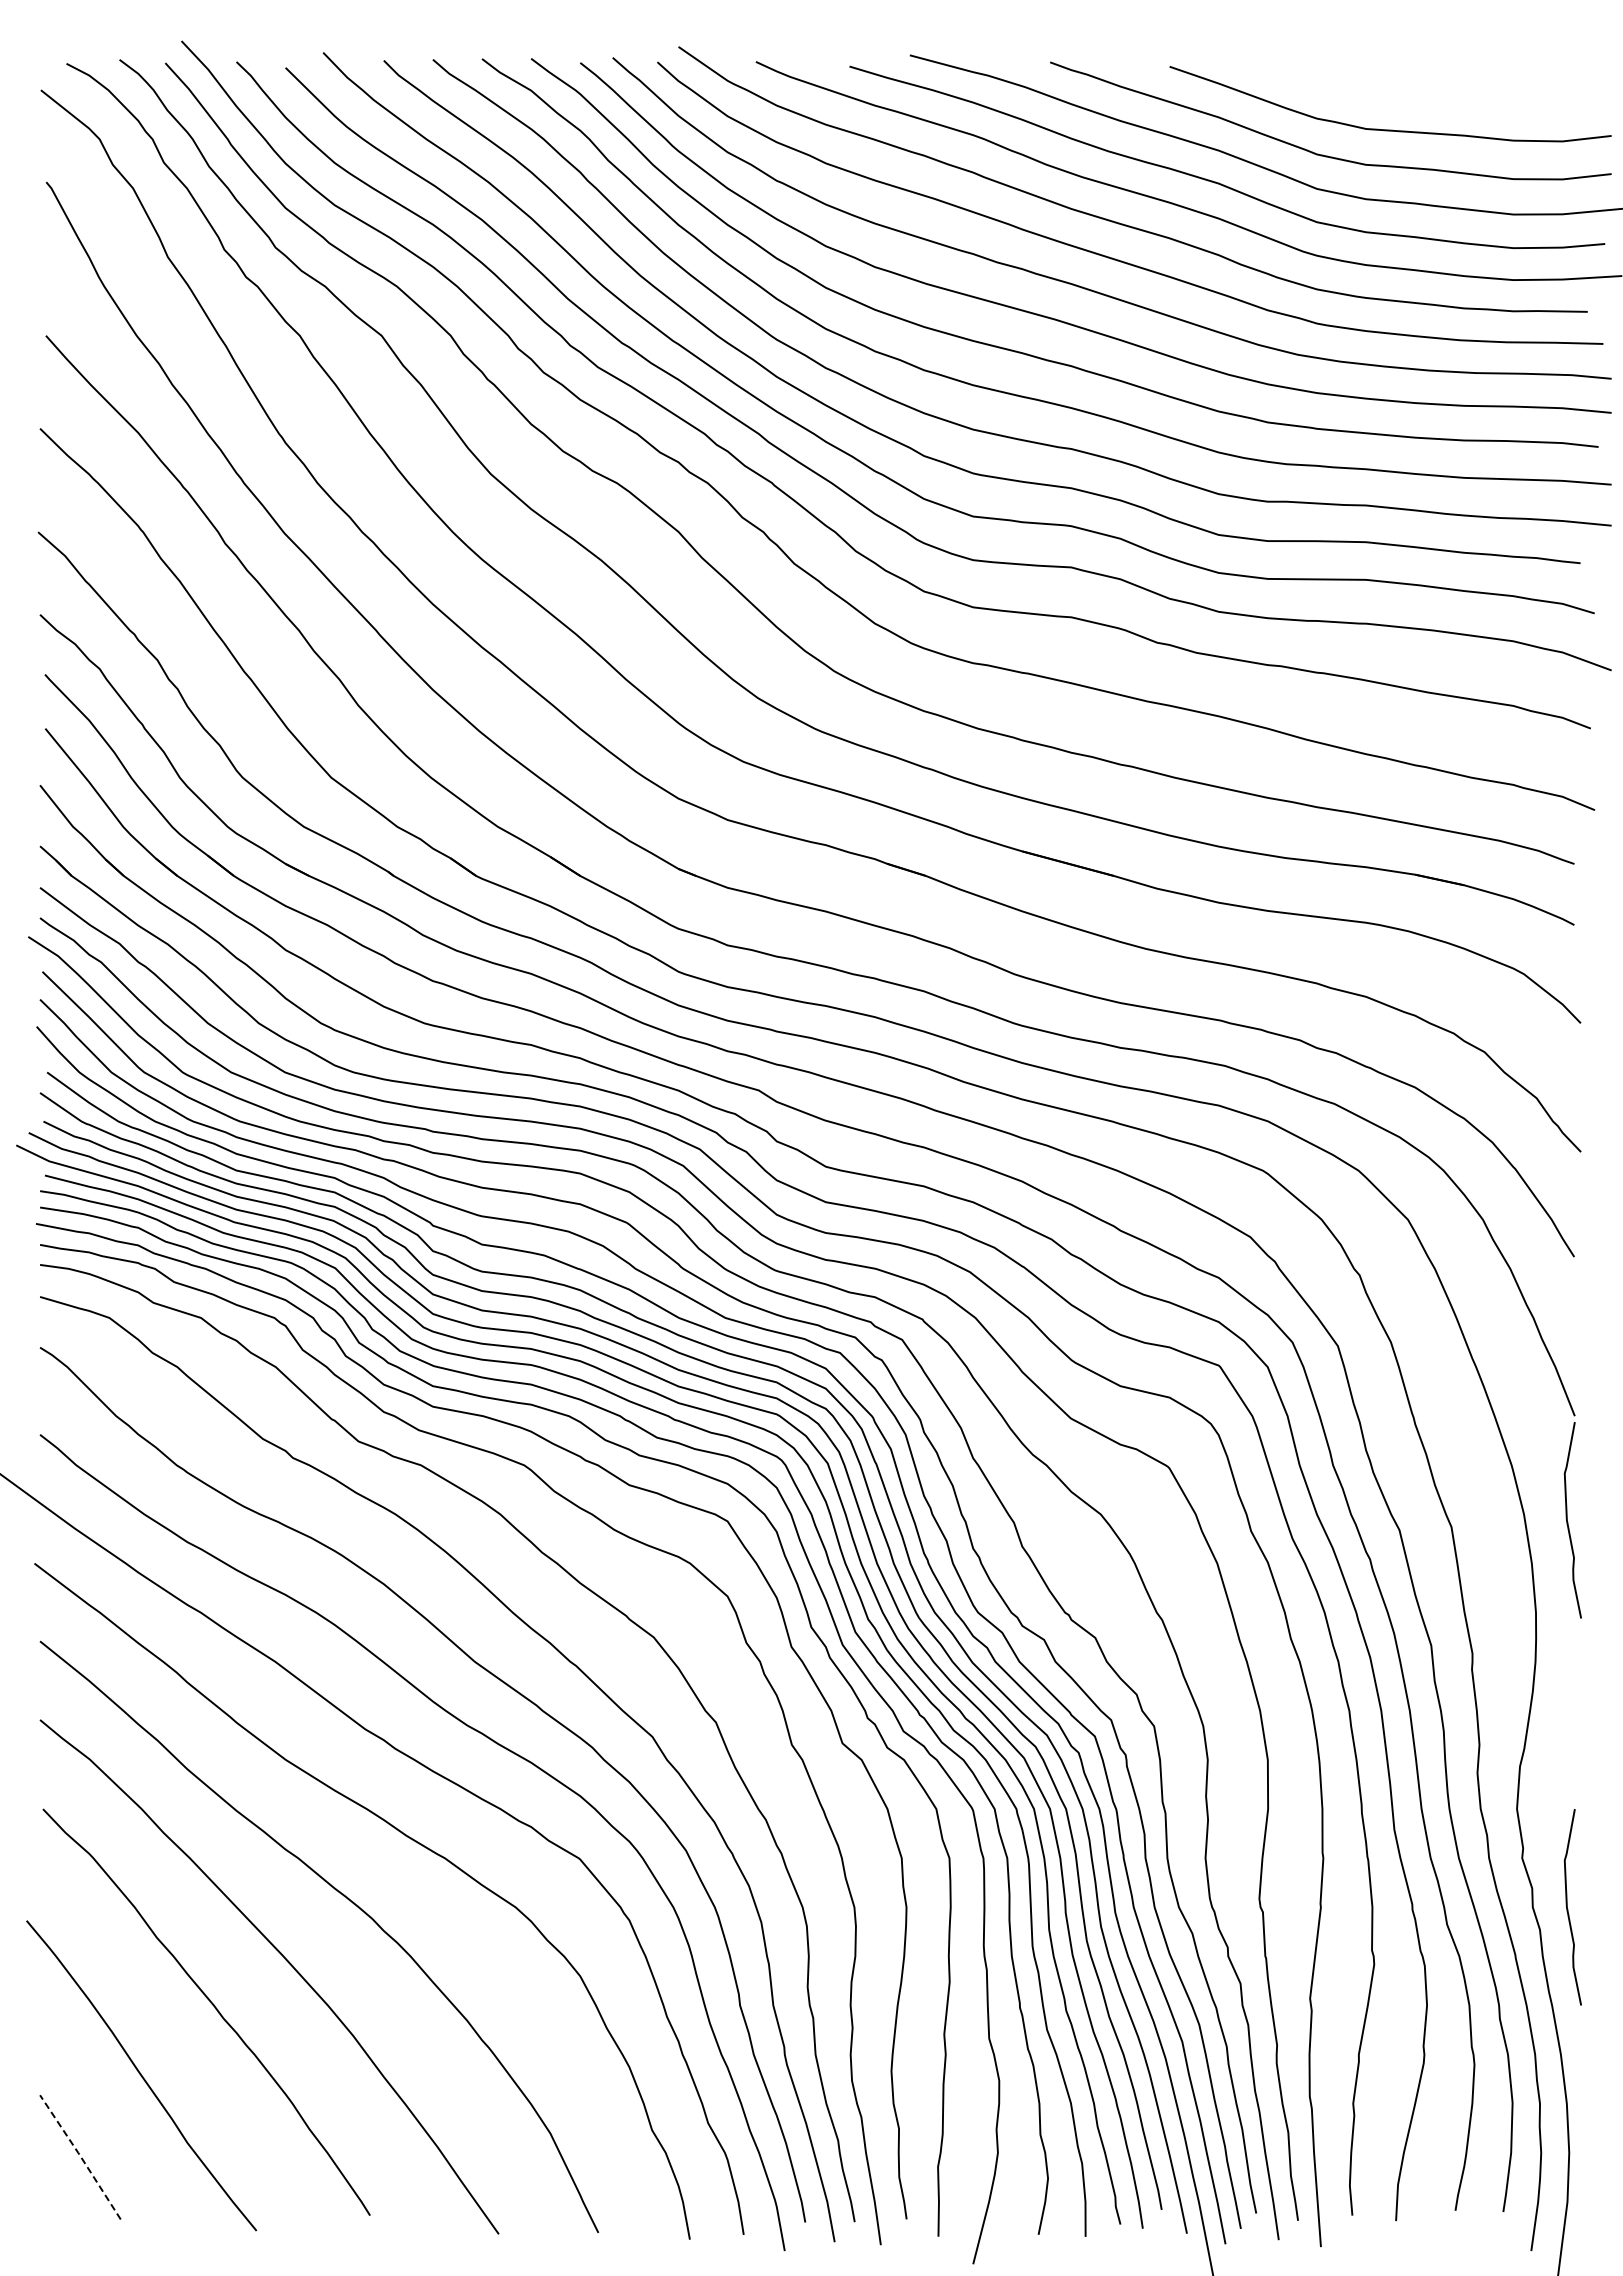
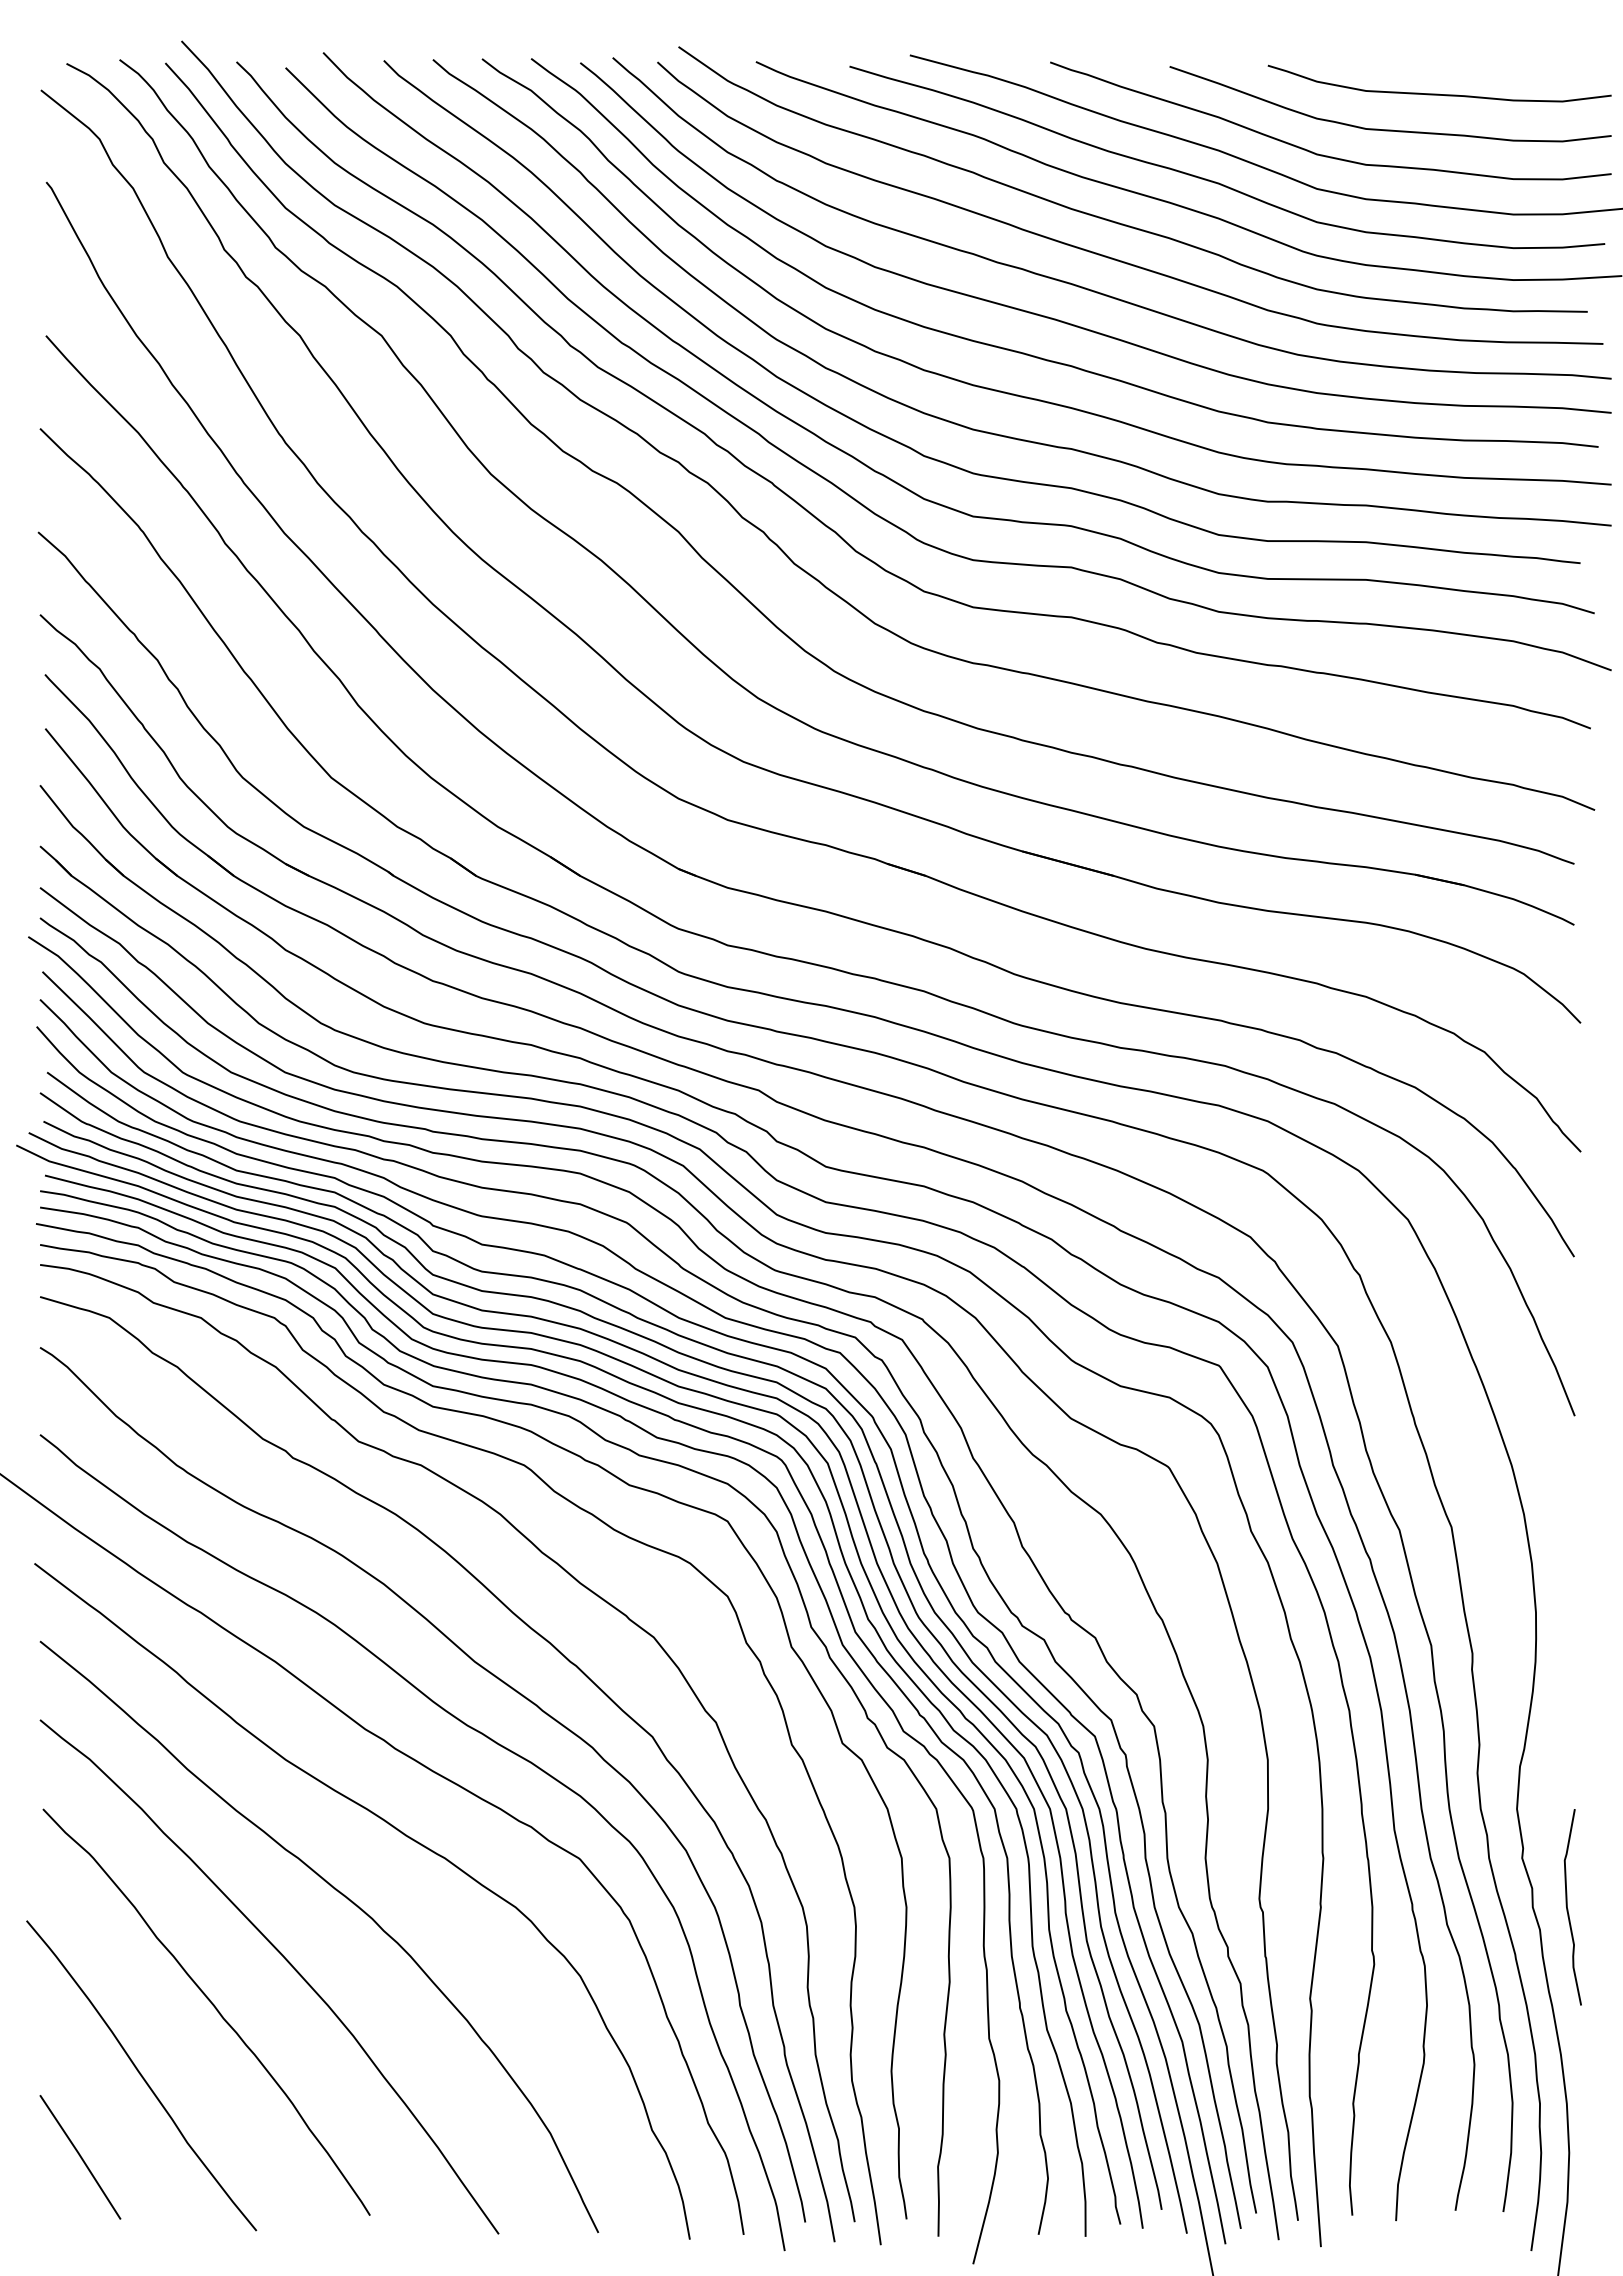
curve: none -> present (1438, 93)
curve: present -> none (1568, 1522)
line: dashed -> solid (80, 2156)
